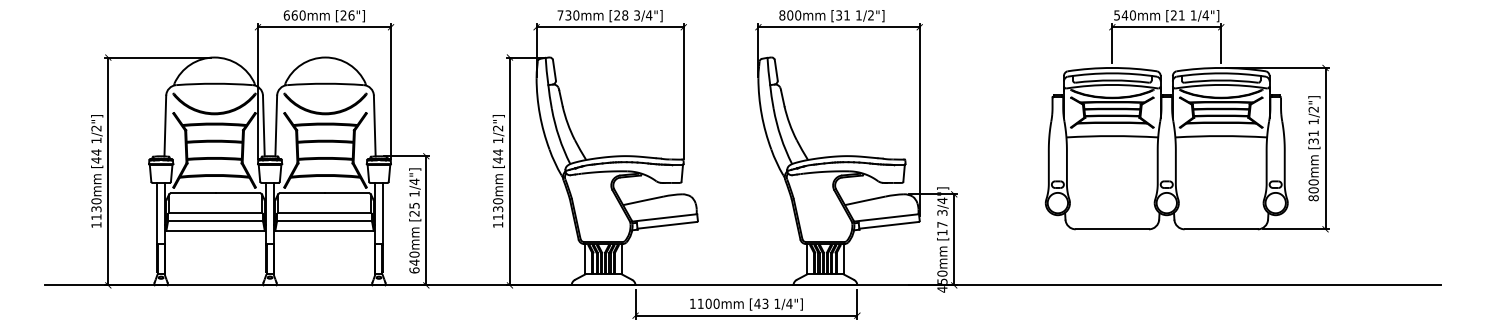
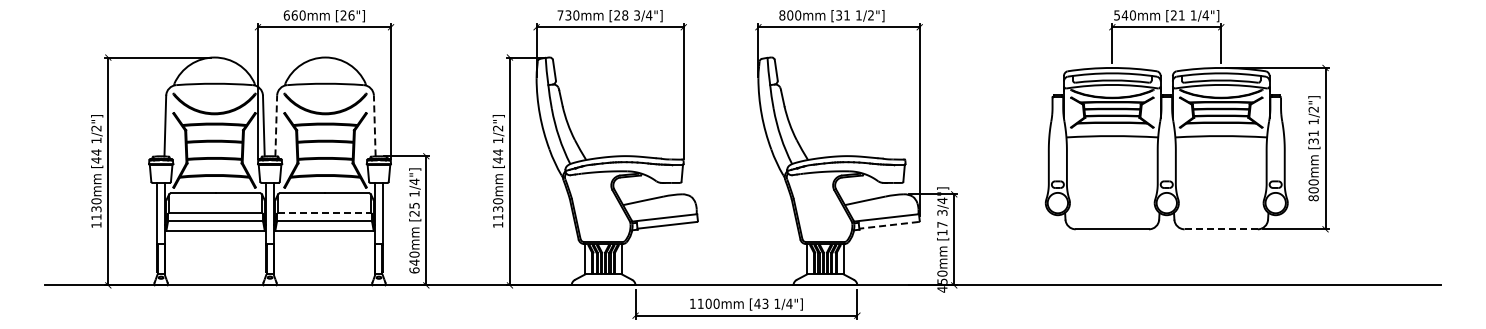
line: solid -> dashed (276, 125)
line: solid -> dashed (374, 125)
line: solid -> dashed (324, 213)
line: solid -> dashed (889, 225)
line: solid -> dashed (1221, 229)
